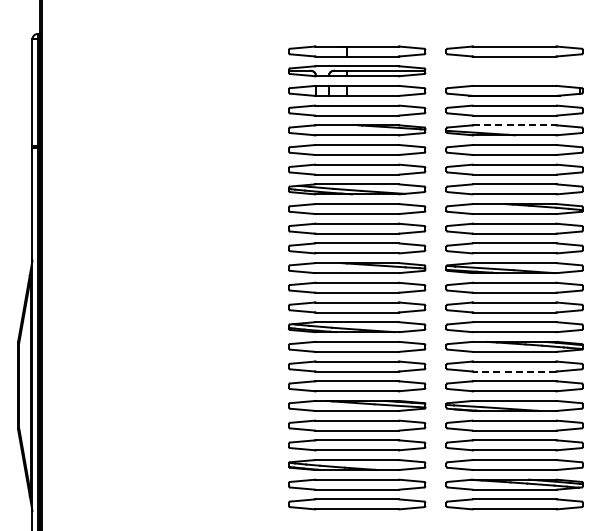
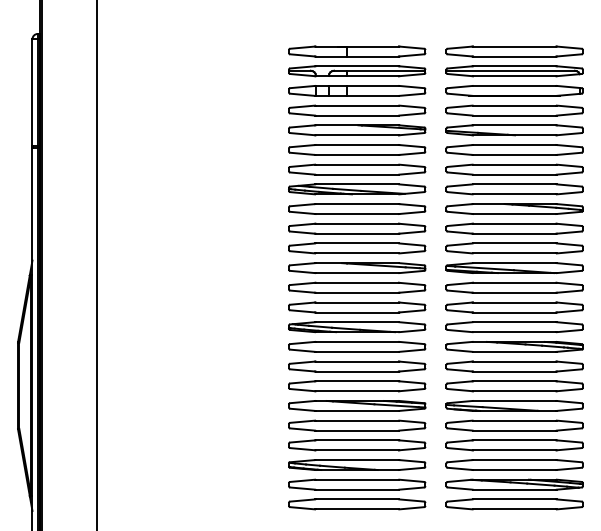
part: none -> present (514, 71)
line: dashed -> solid (514, 125)
line: none -> present (96, 264)
line: dashed -> solid (514, 371)
